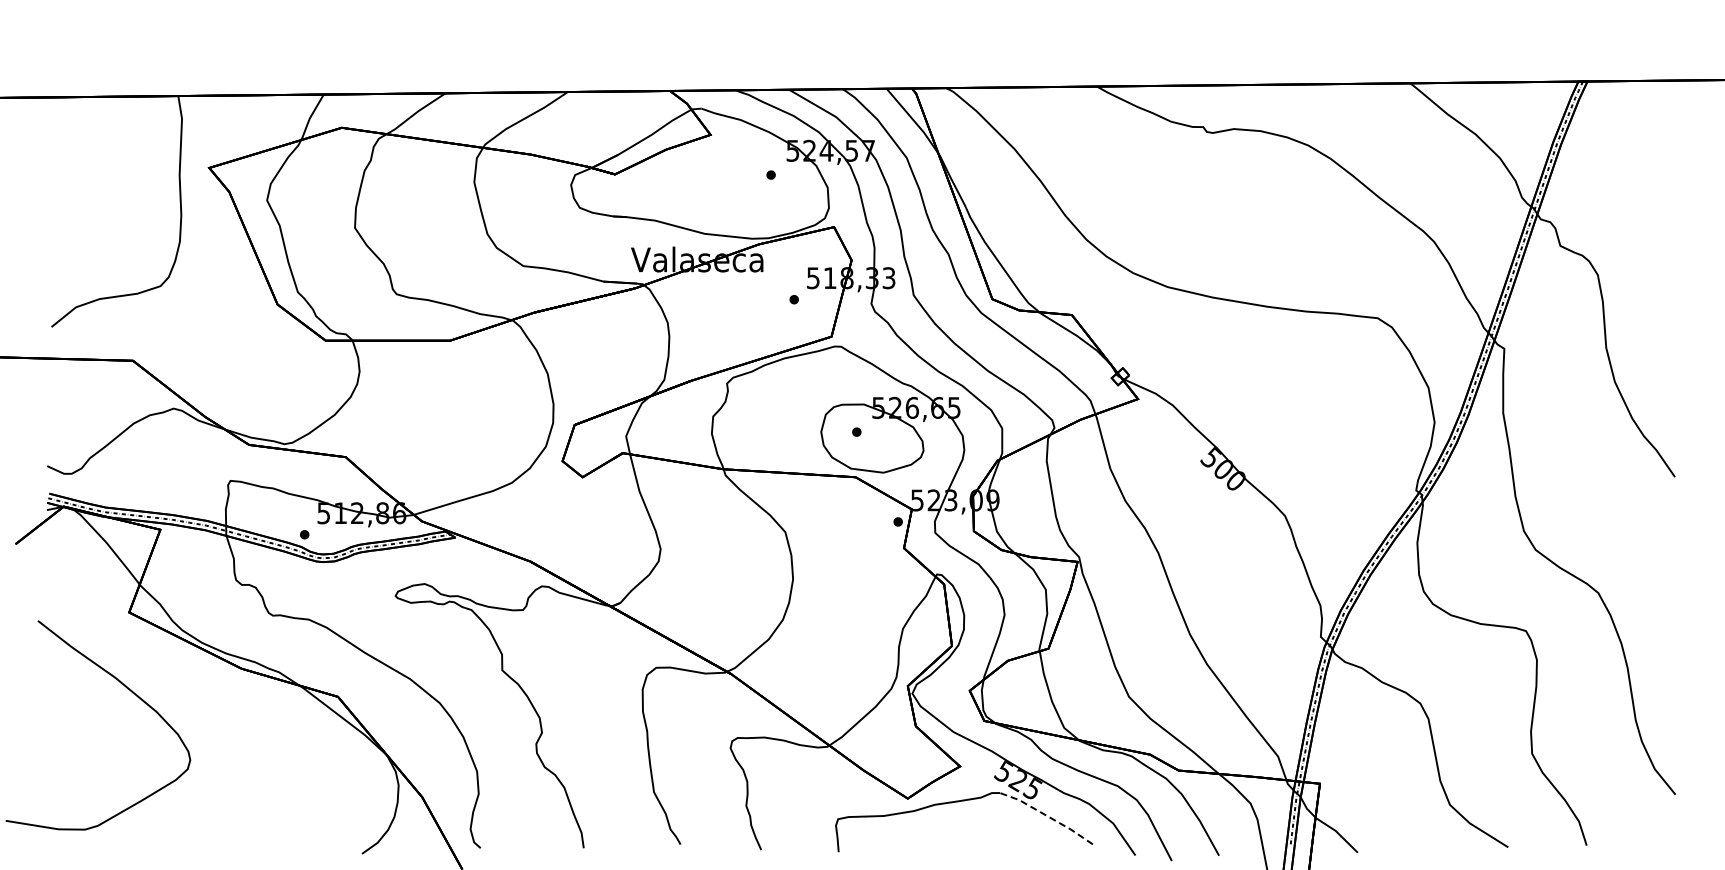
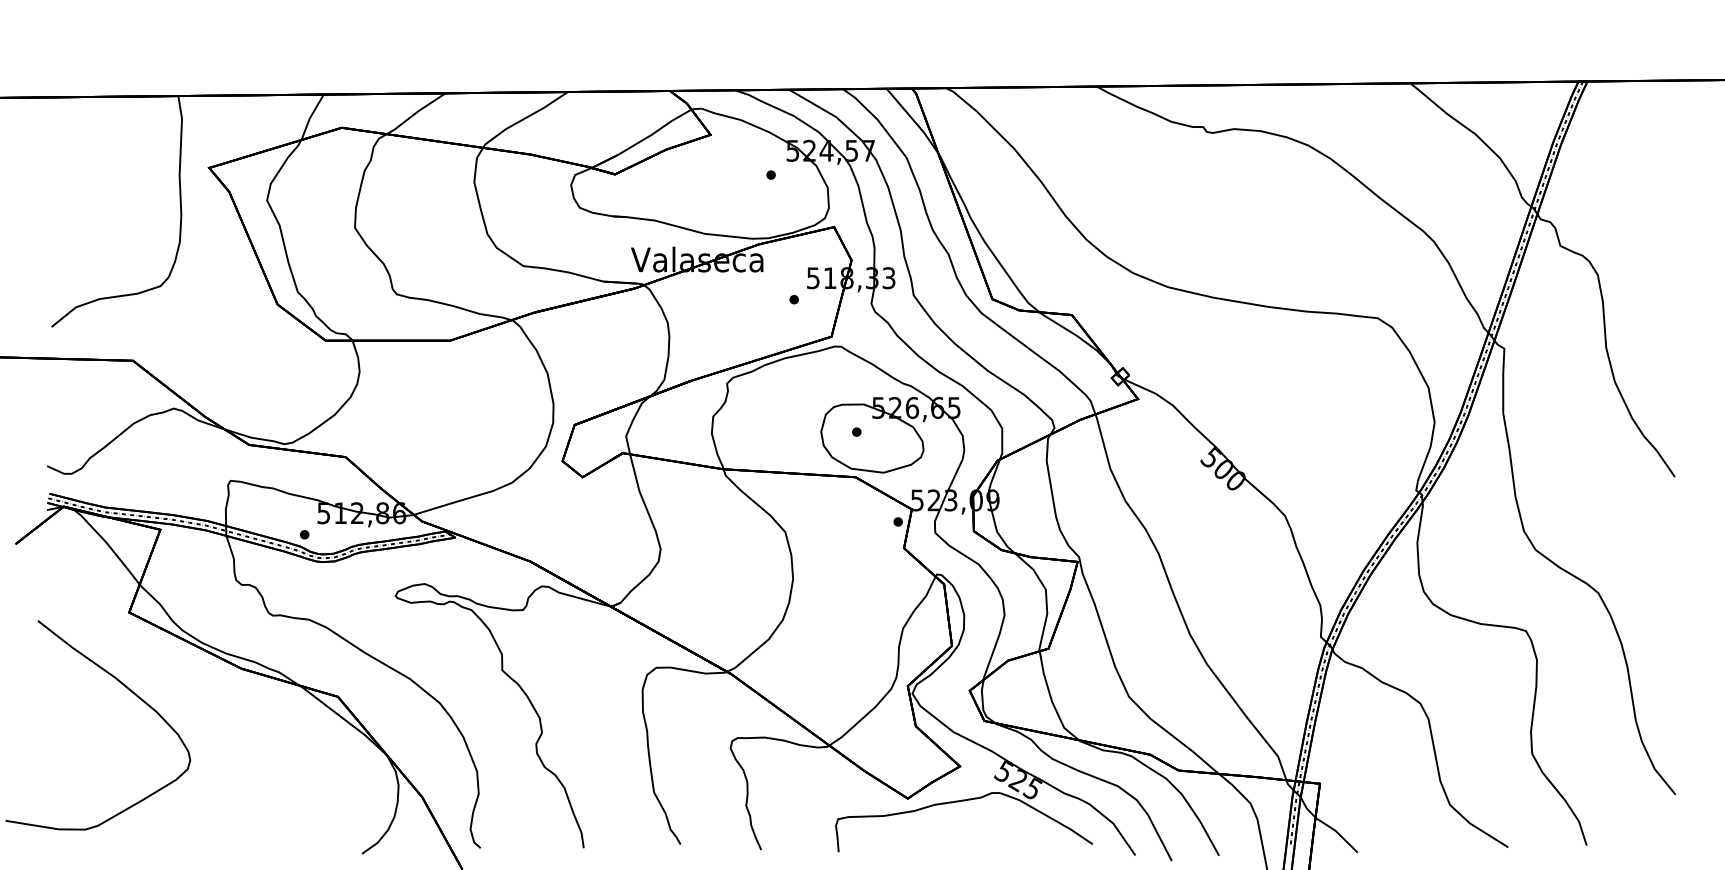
line: dashed -> solid (1047, 816)
